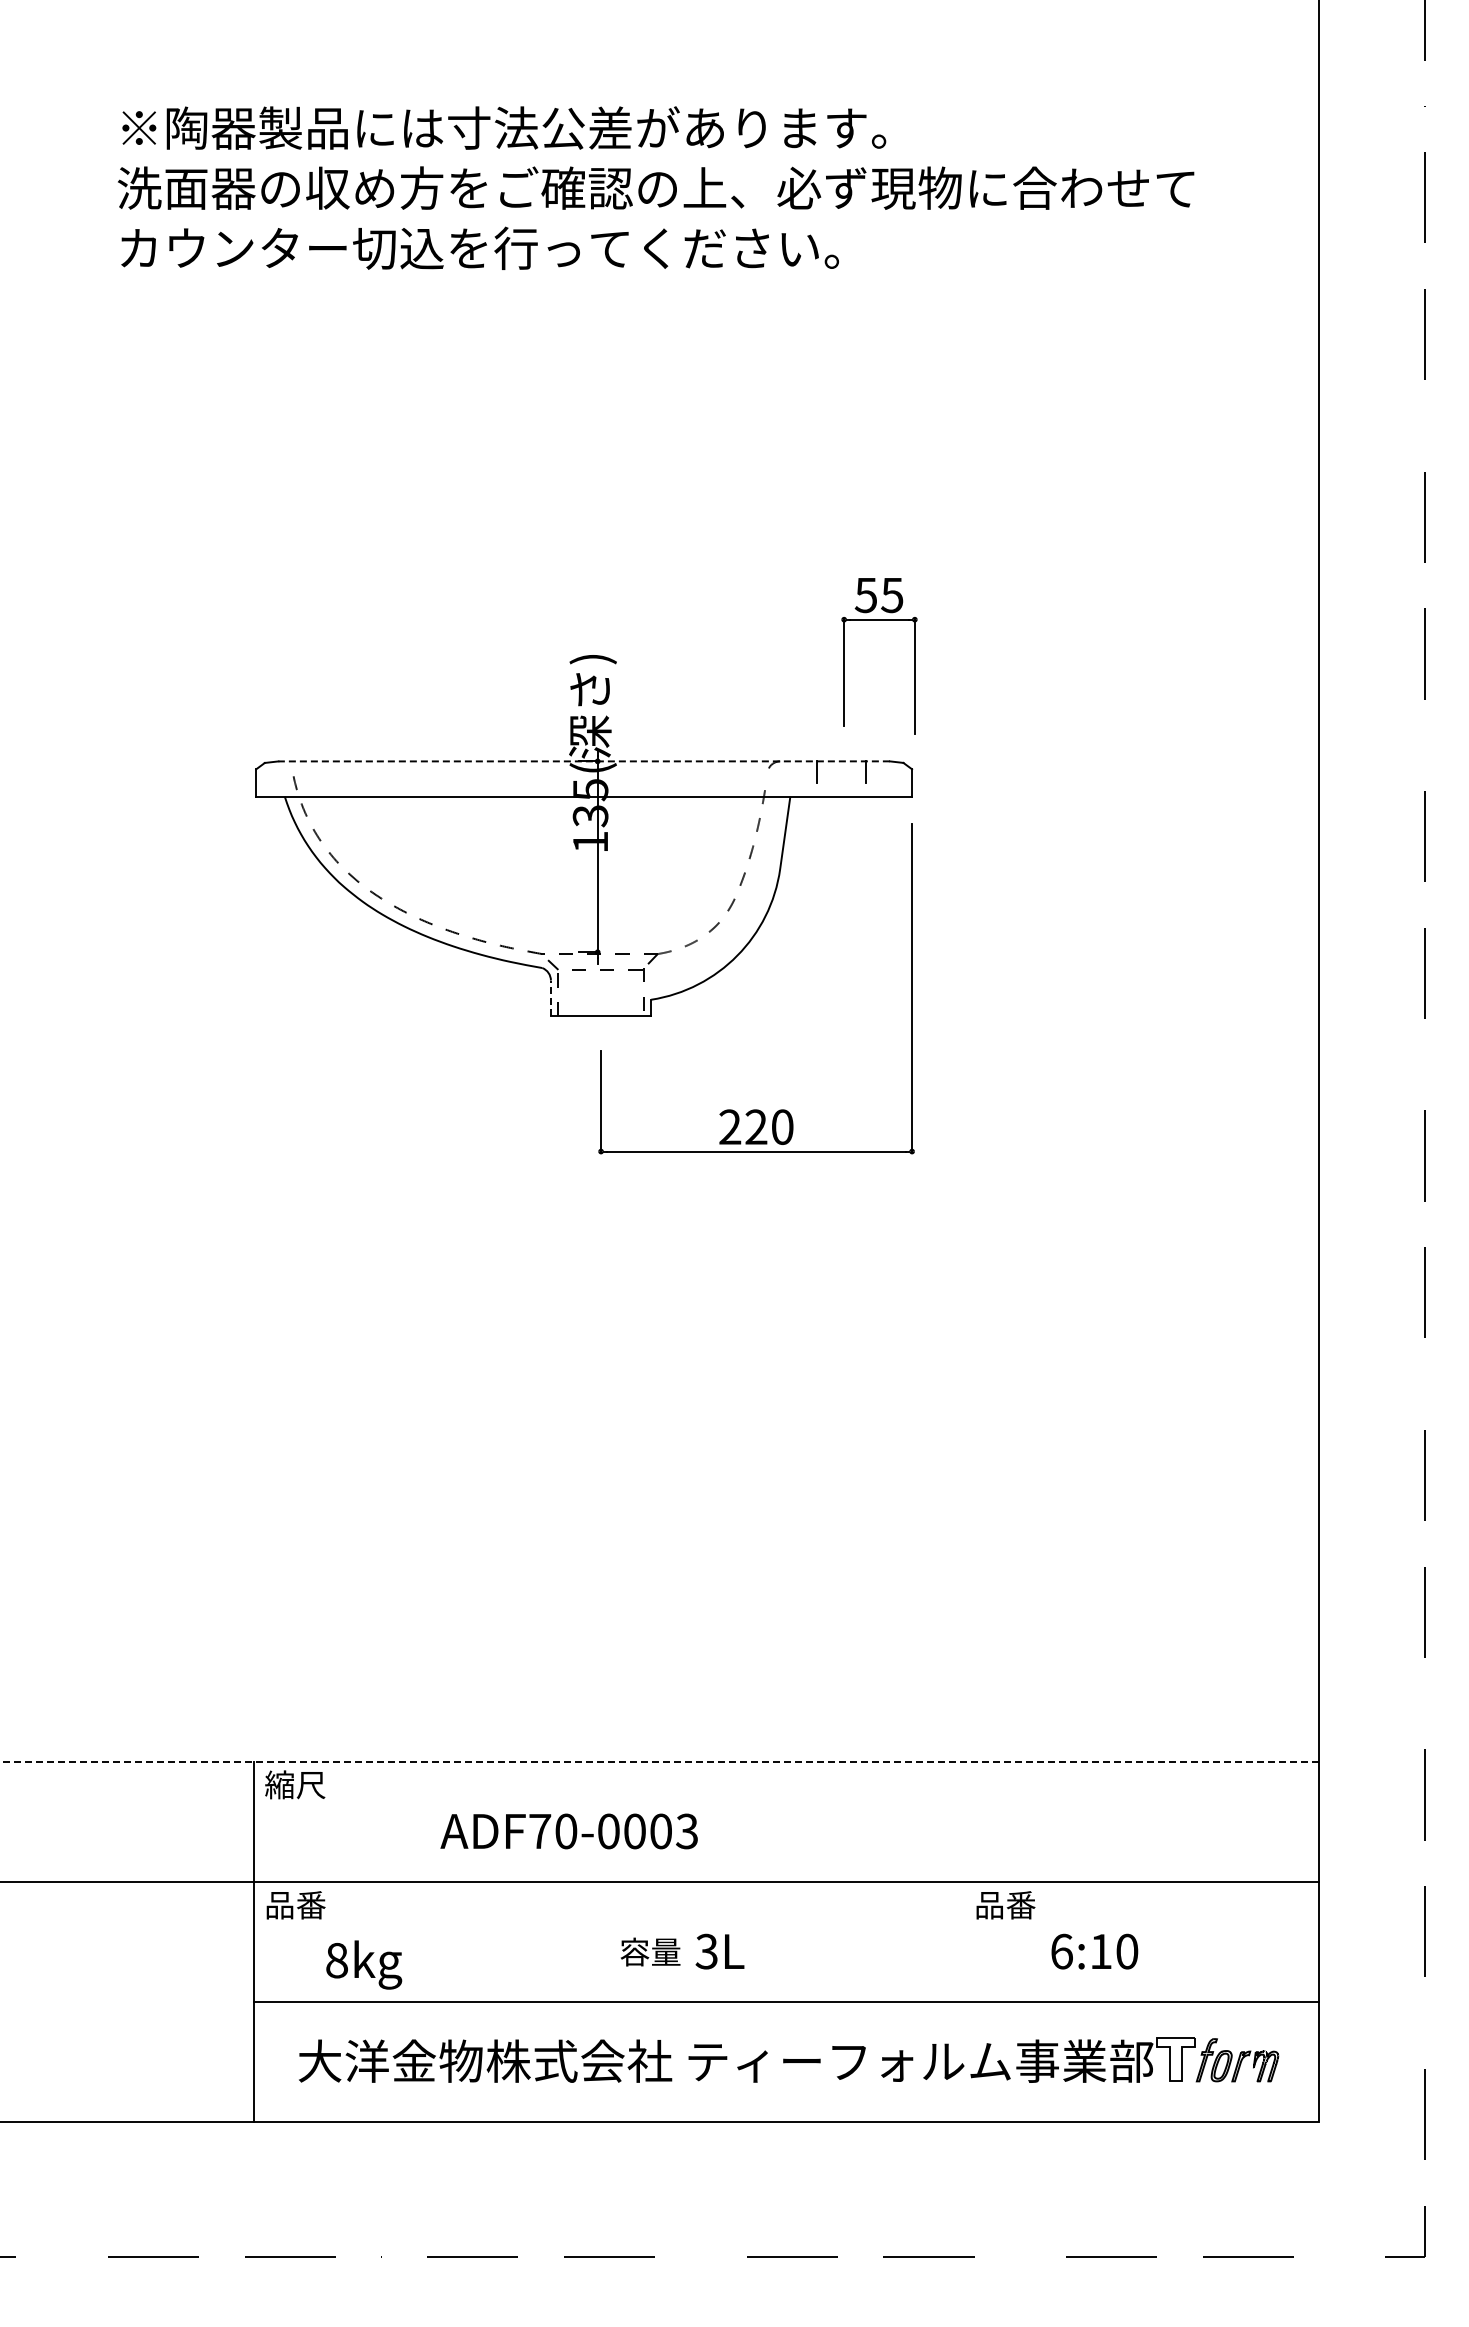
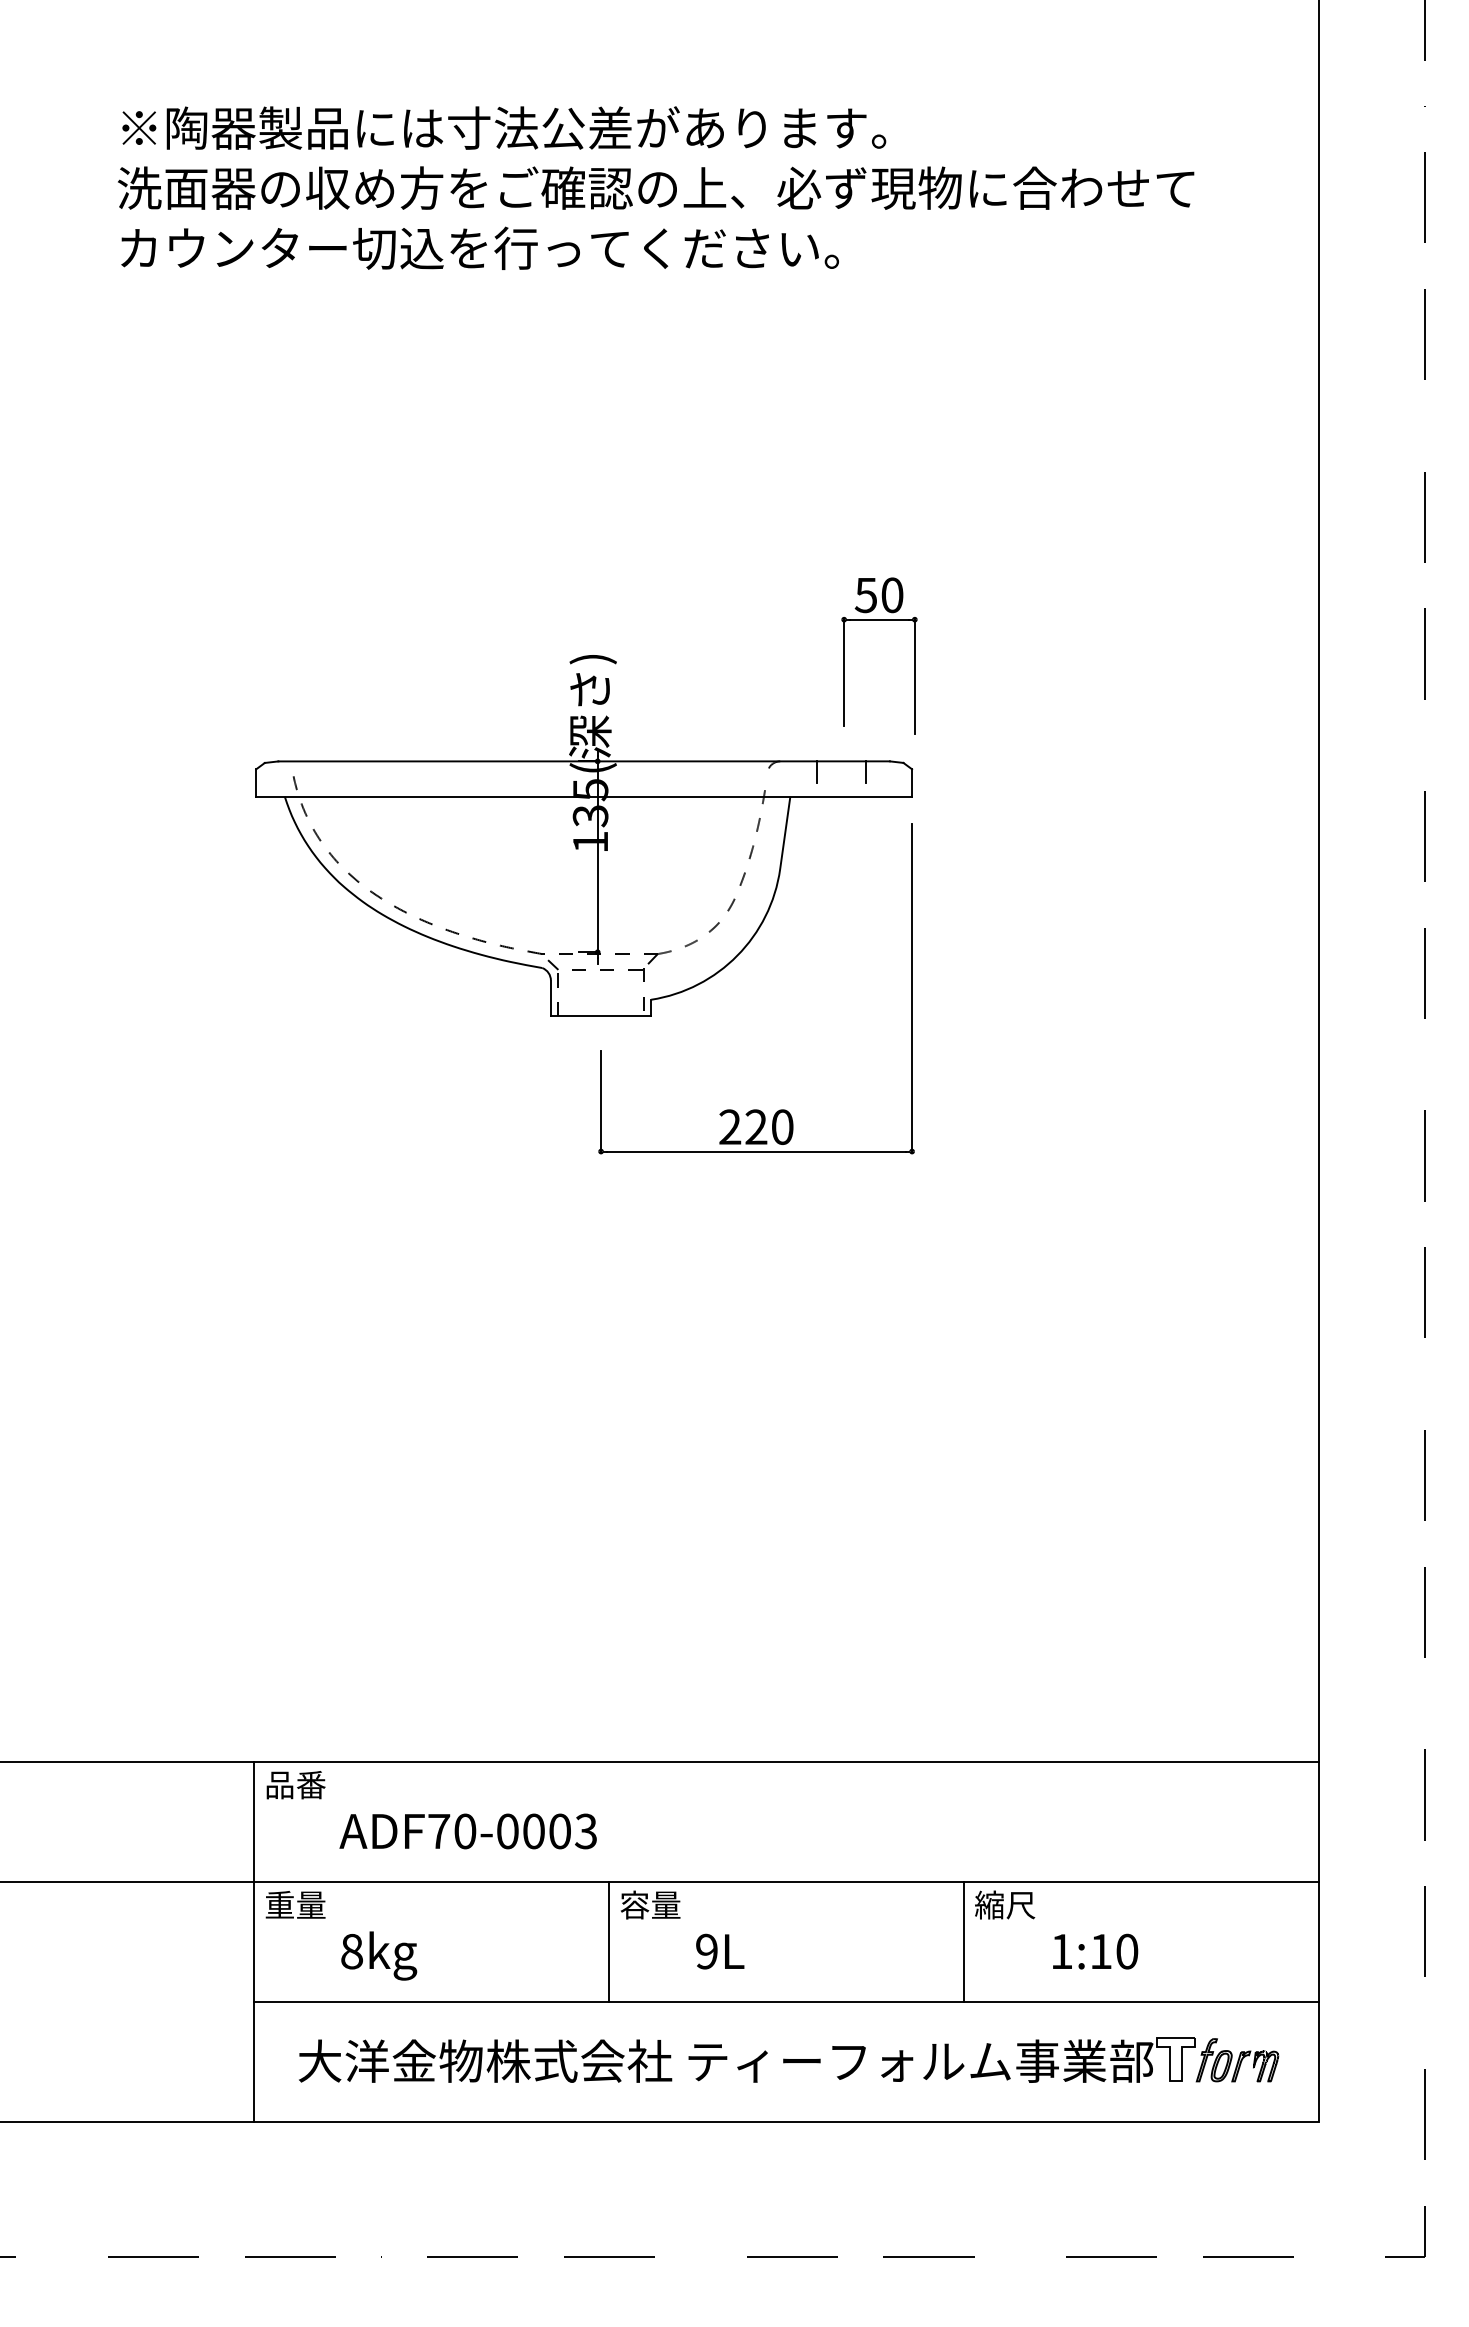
text: 55 -> 50 (892, 595)
line: dashed -> solid (584, 761)
line: dashed -> solid (550, 998)
line: dashed -> solid (659, 1761)
text: 縮尺 -> 品番 (295, 1784)
text position: (568, 1831) -> (467, 1831) (467, 1831)
text: 品番 -> 縮尺 (1005, 1904)
text: 品番 -> 重量 (295, 1905)
line: none -> present (609, 1942)
line: none -> present (964, 1942)
text position: (650, 1951) -> (650, 1904) (650, 1904)
text: 3L -> 9L (706, 1951)
text: 6:10 -> 1:10 (1061, 1951)
text position: (364, 1964) -> (379, 1955) (379, 1955)
